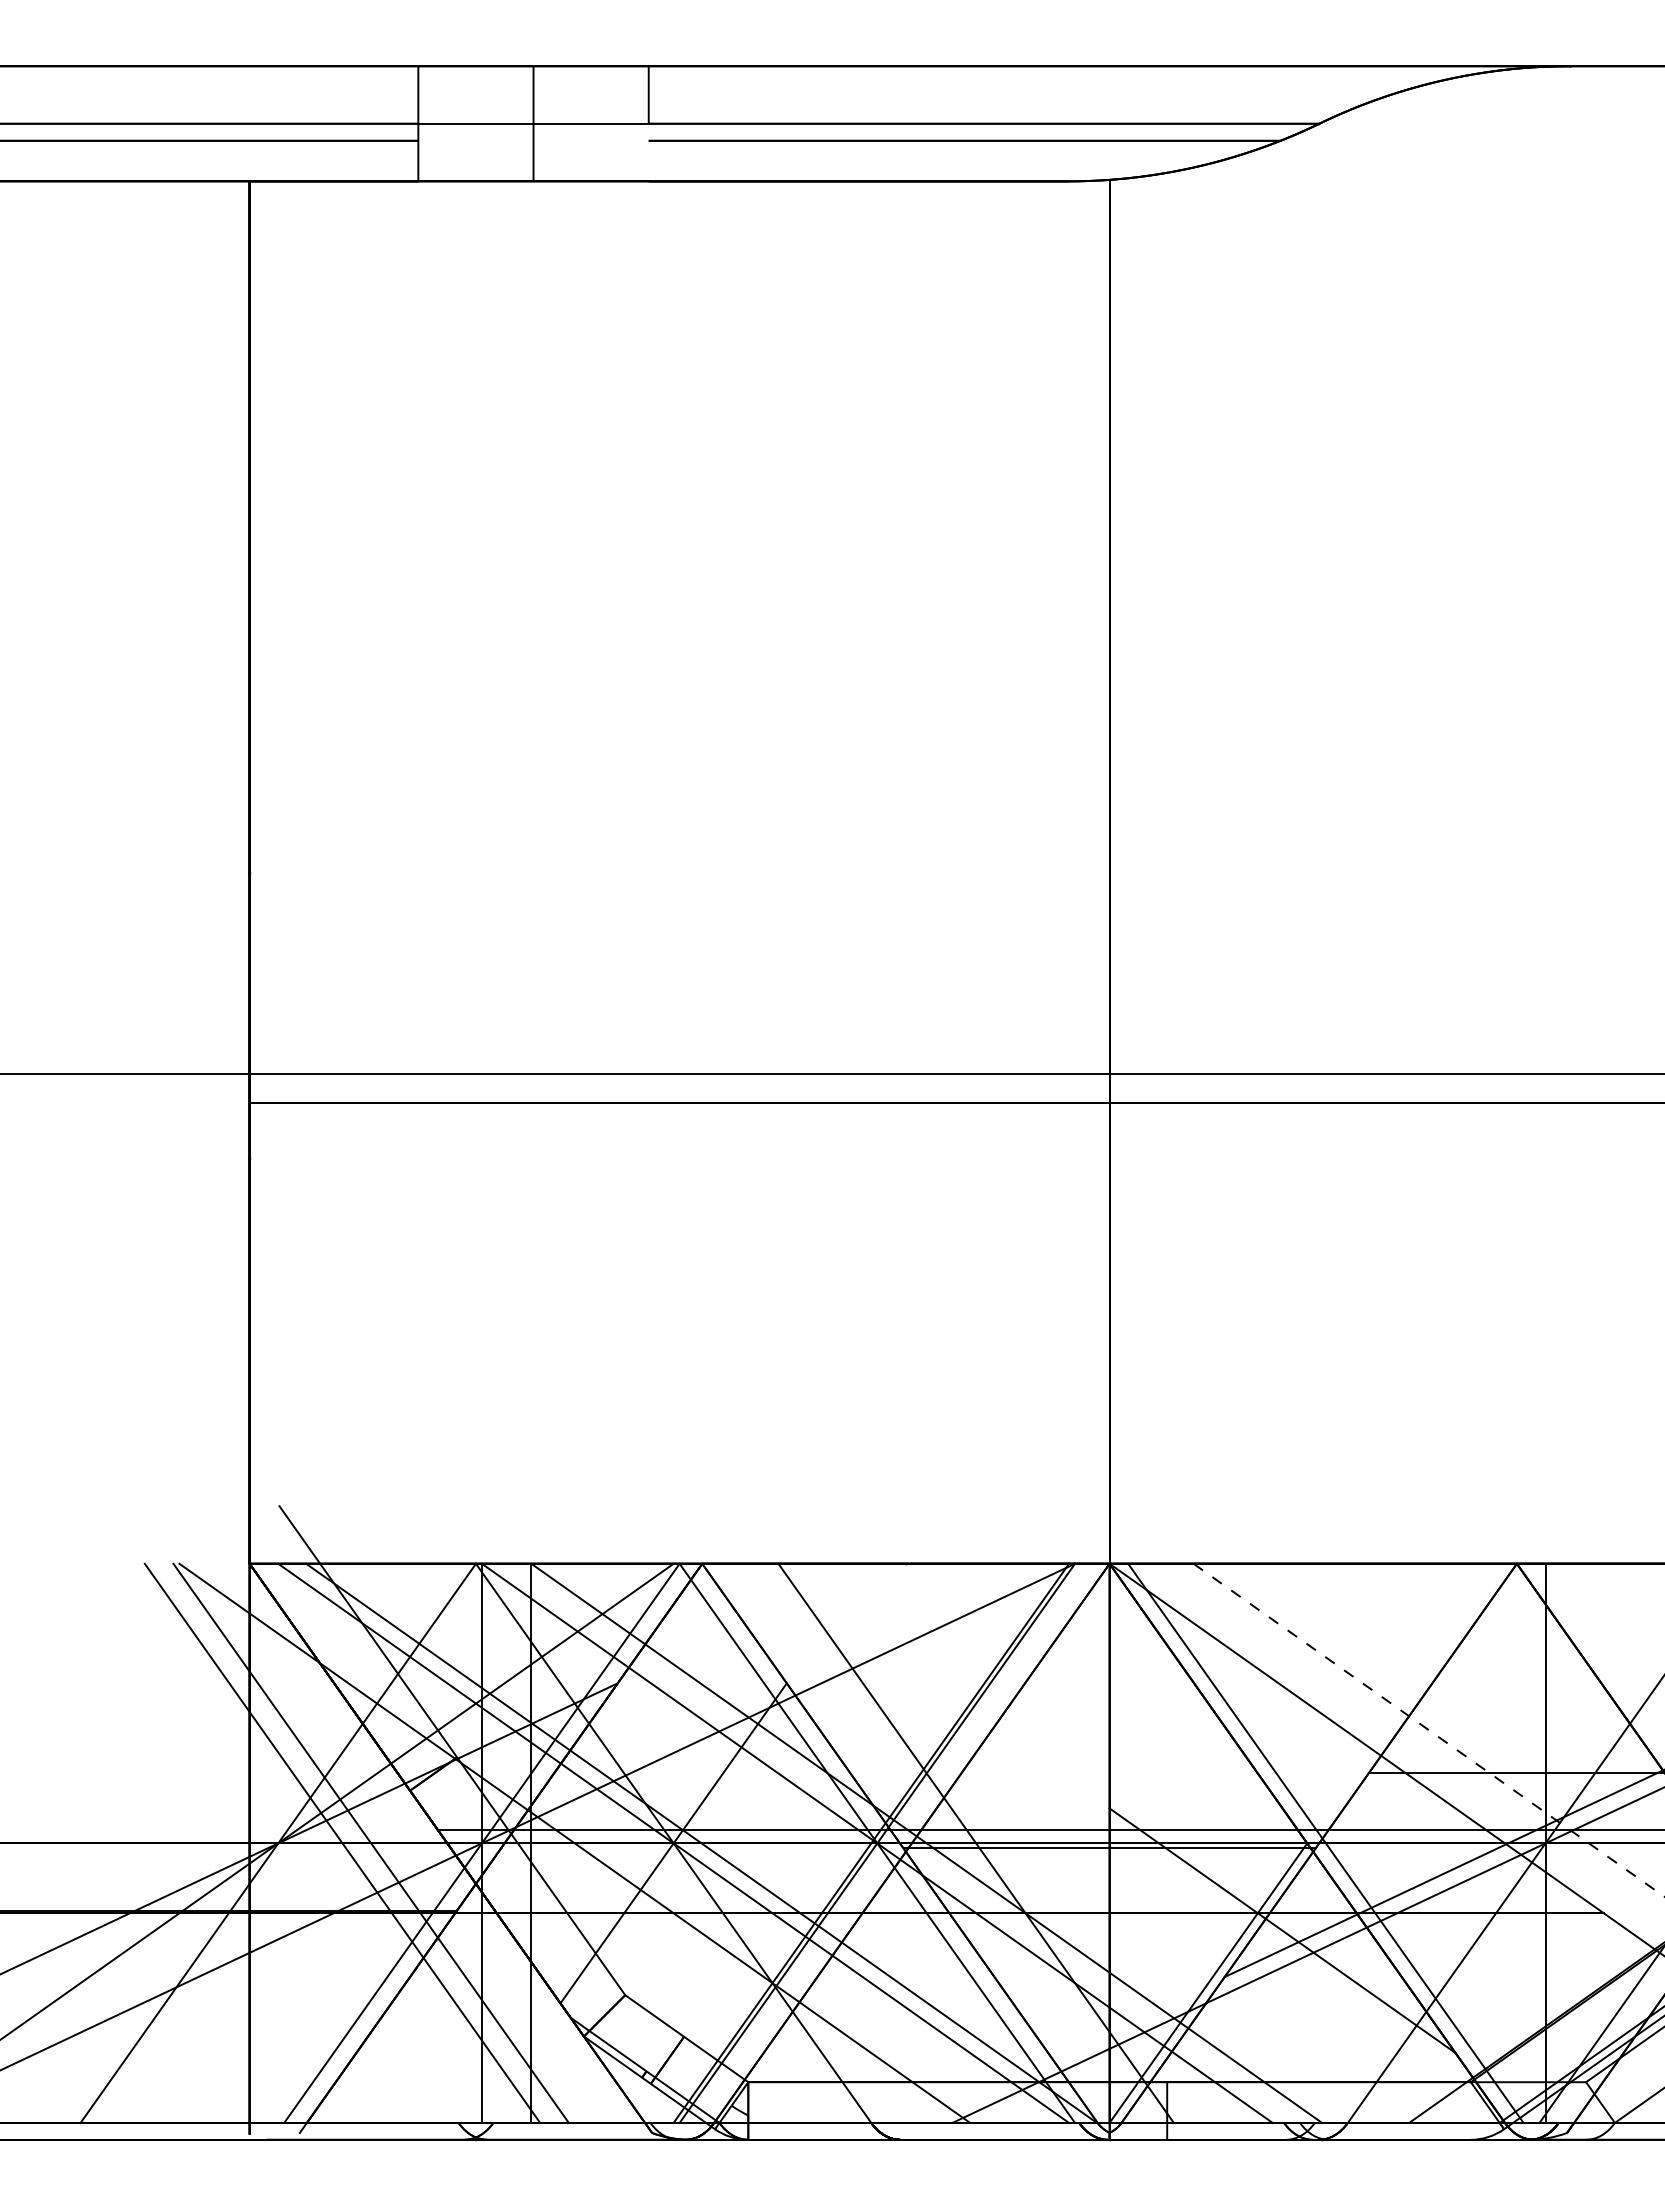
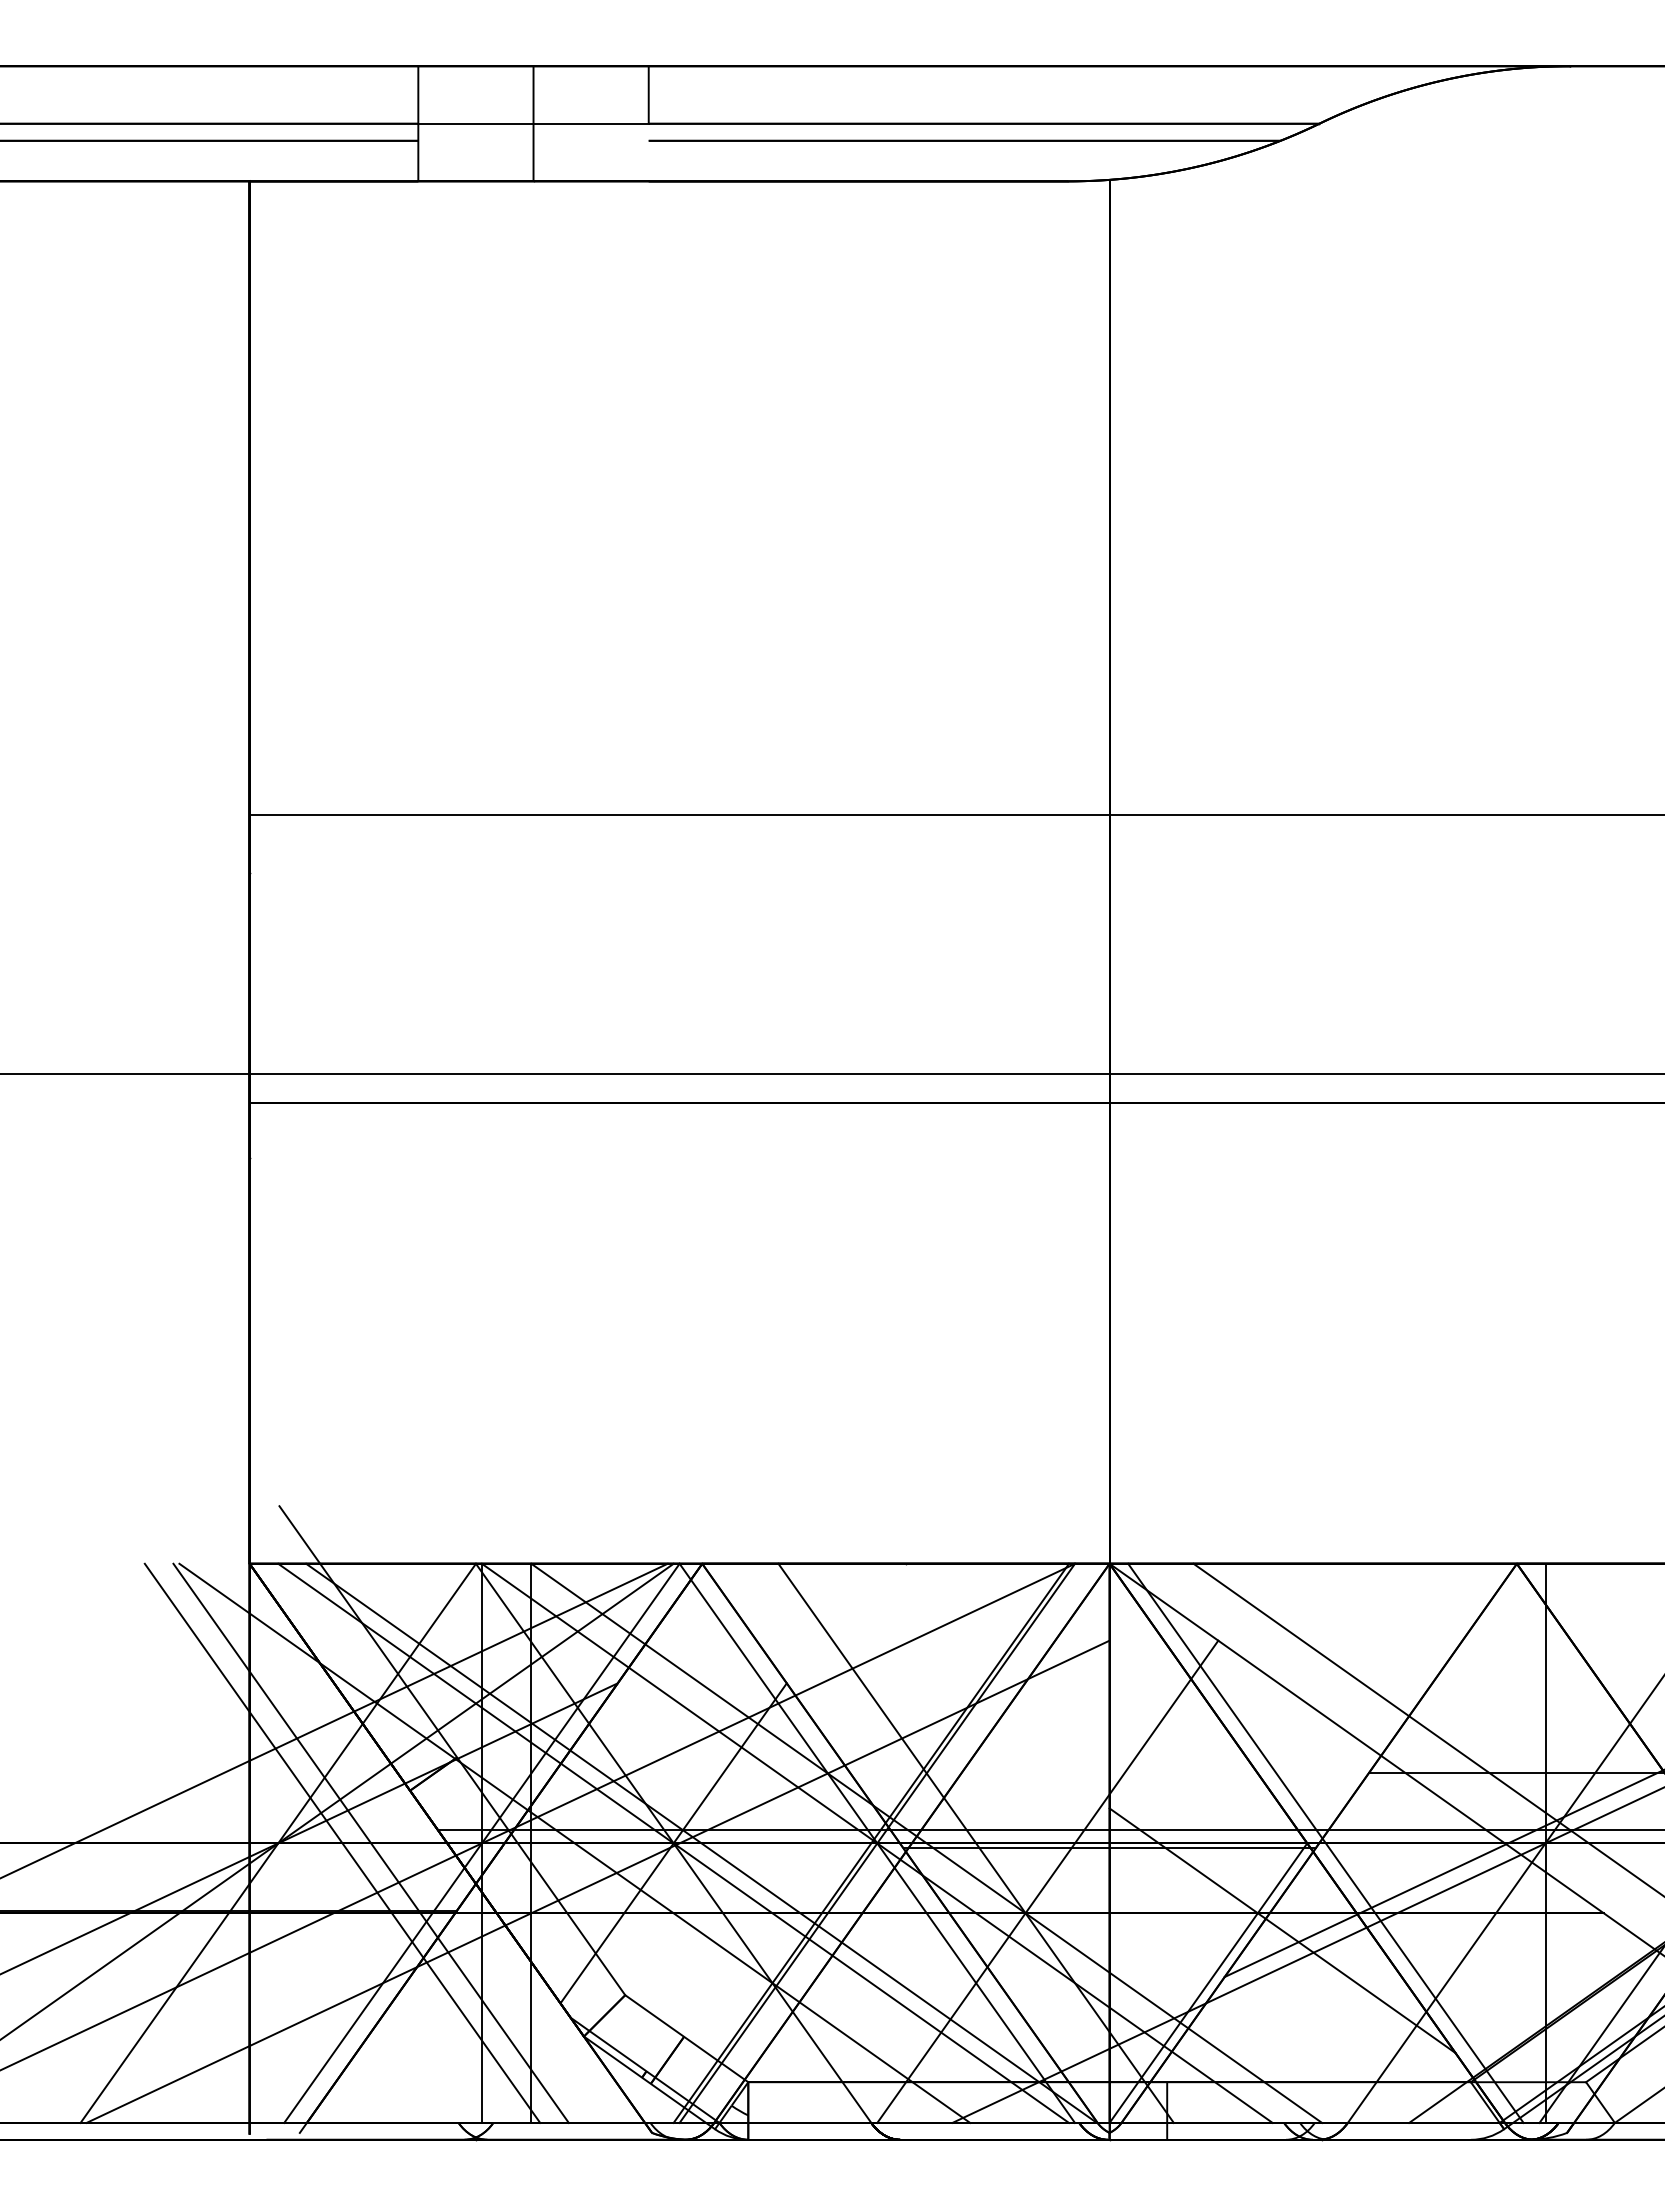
line: none -> present (955, 815)
line: none -> present (334, 1720)
line: dashed -> solid (1429, 1730)
line: none -> present (597, 1881)
line: none -> present (1047, 1881)
